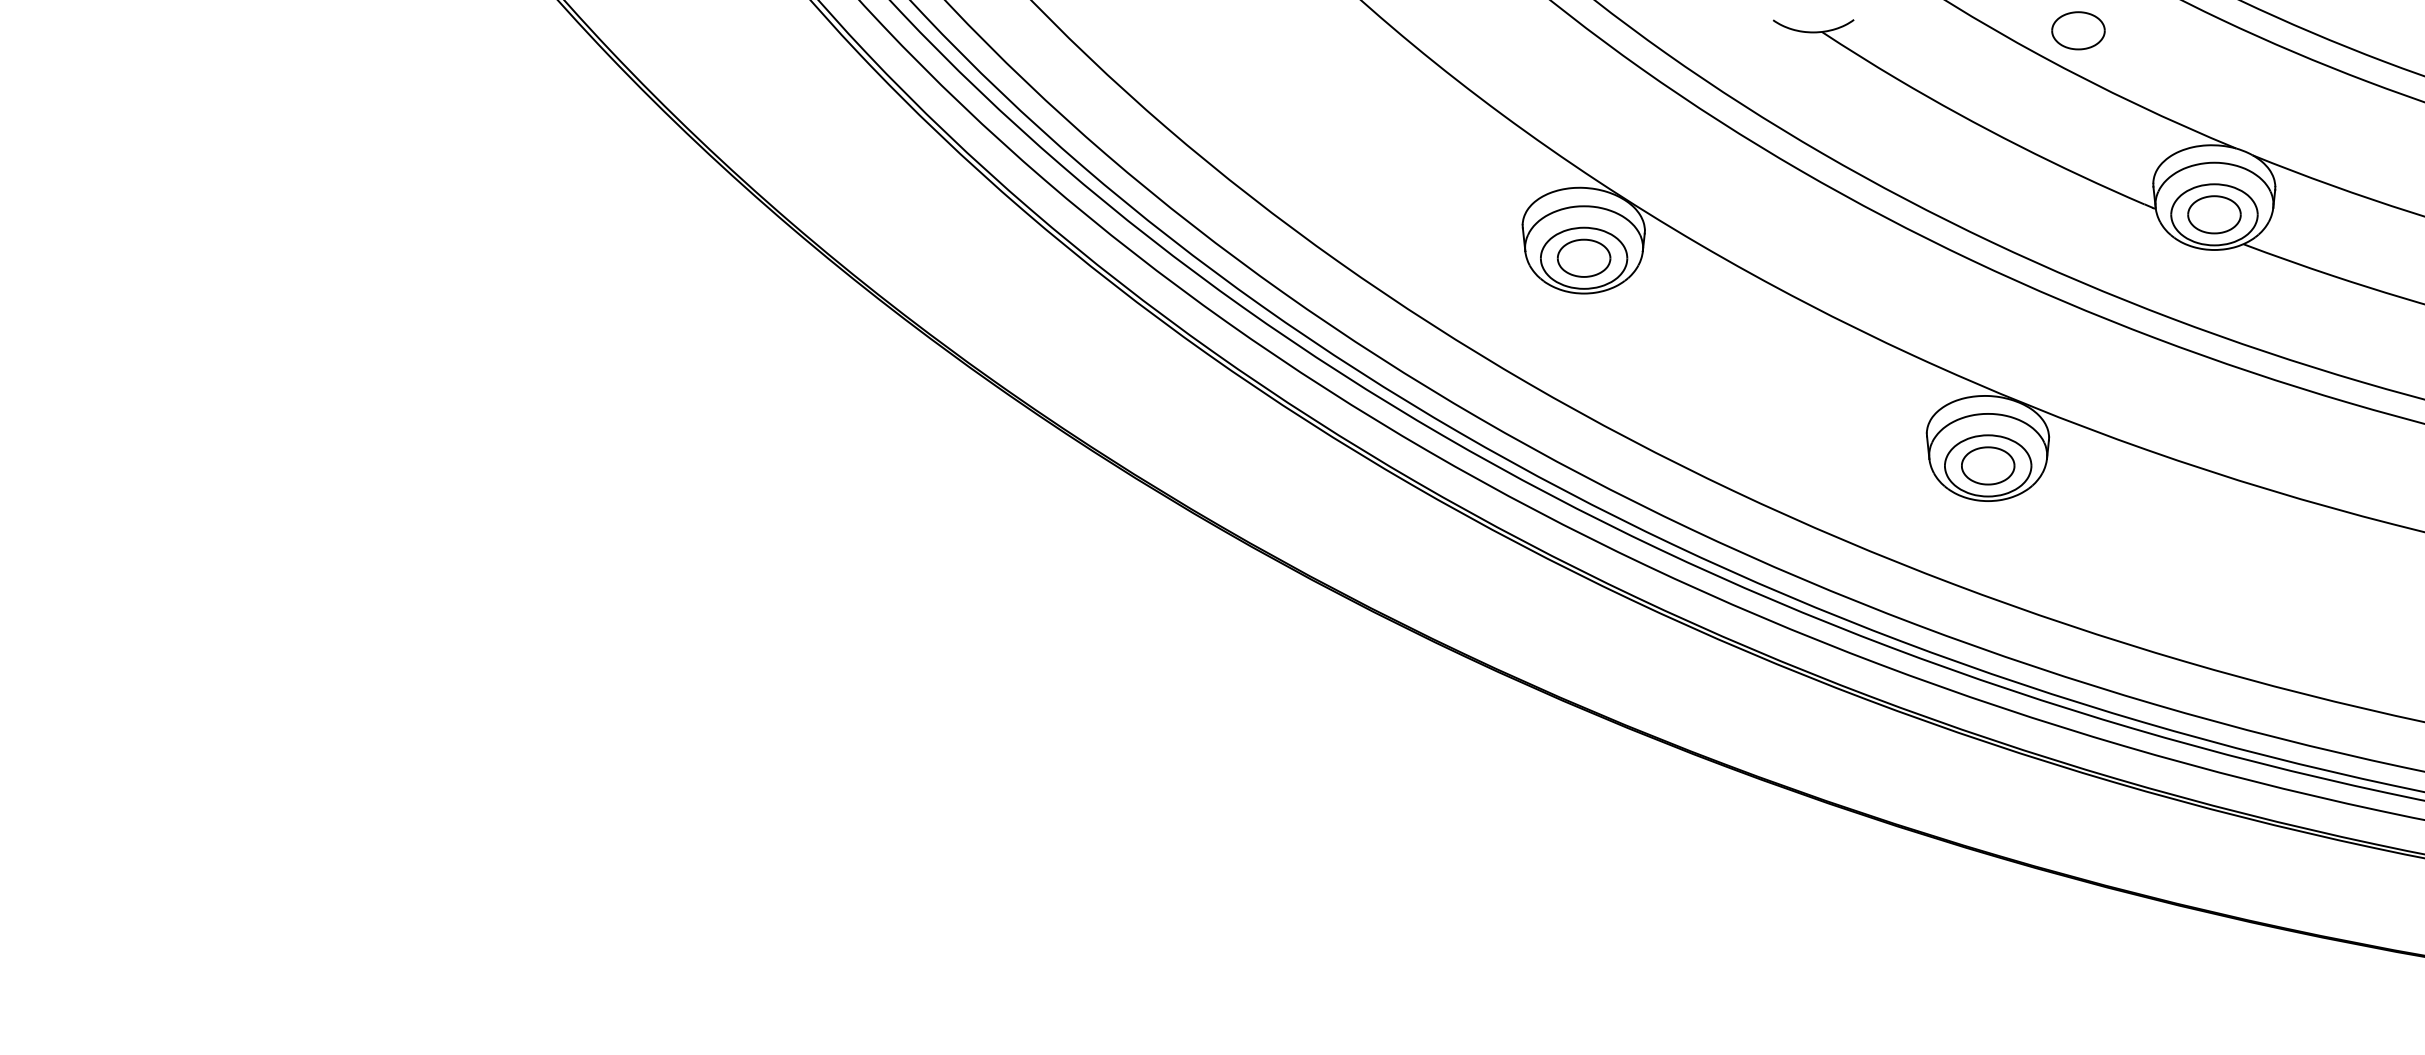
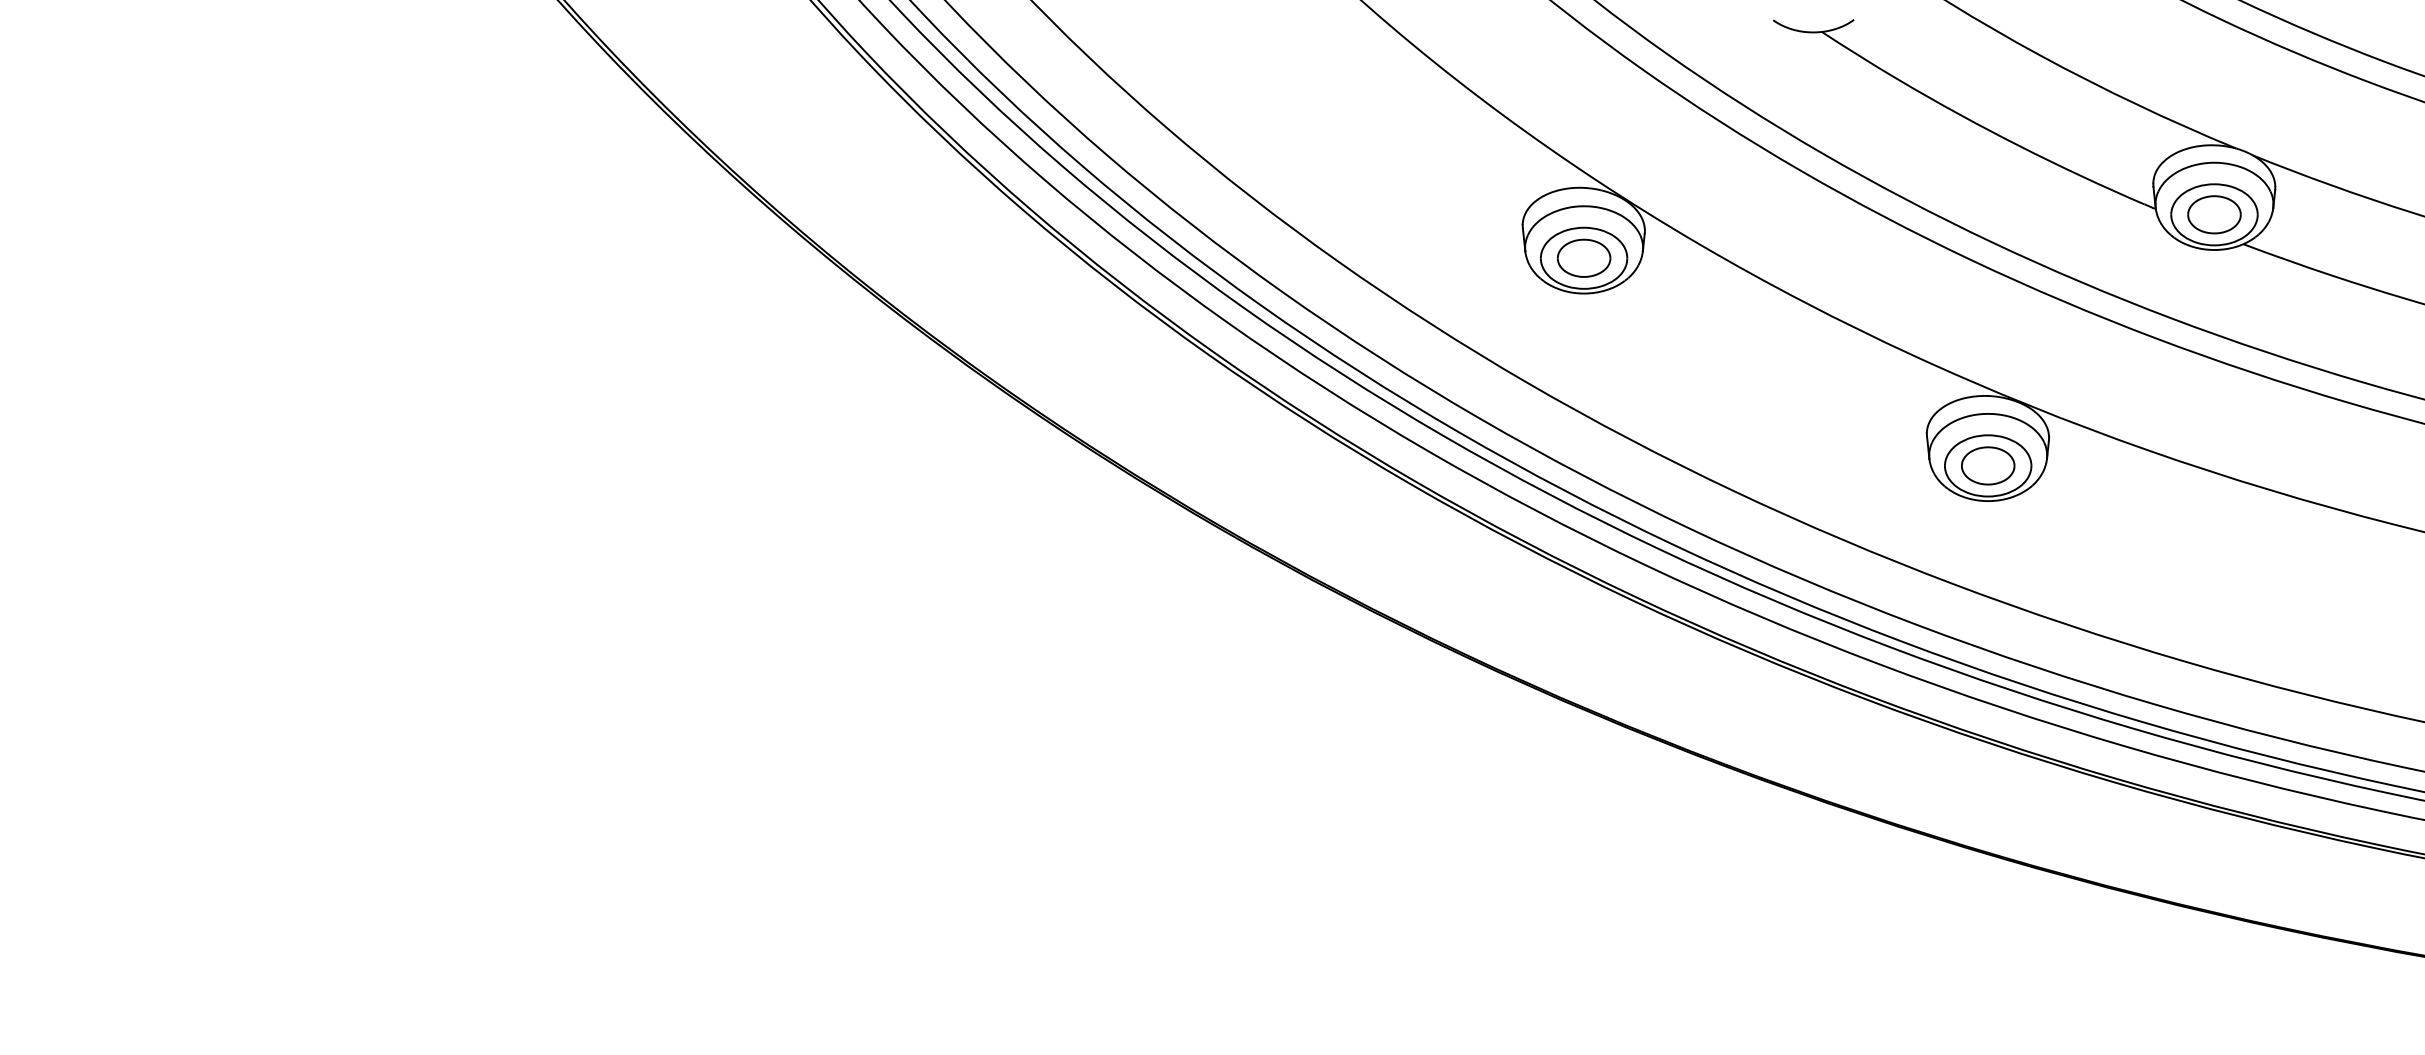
part: present -> none (2078, 30)
